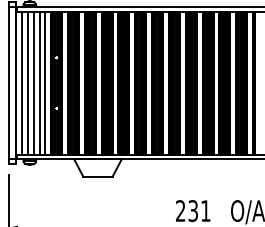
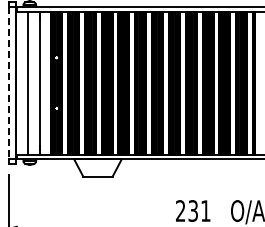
line: present -> none (22, 82)
line: present -> none (33, 82)
line: present -> none (45, 82)
line: solid -> dashed (9, 83)
